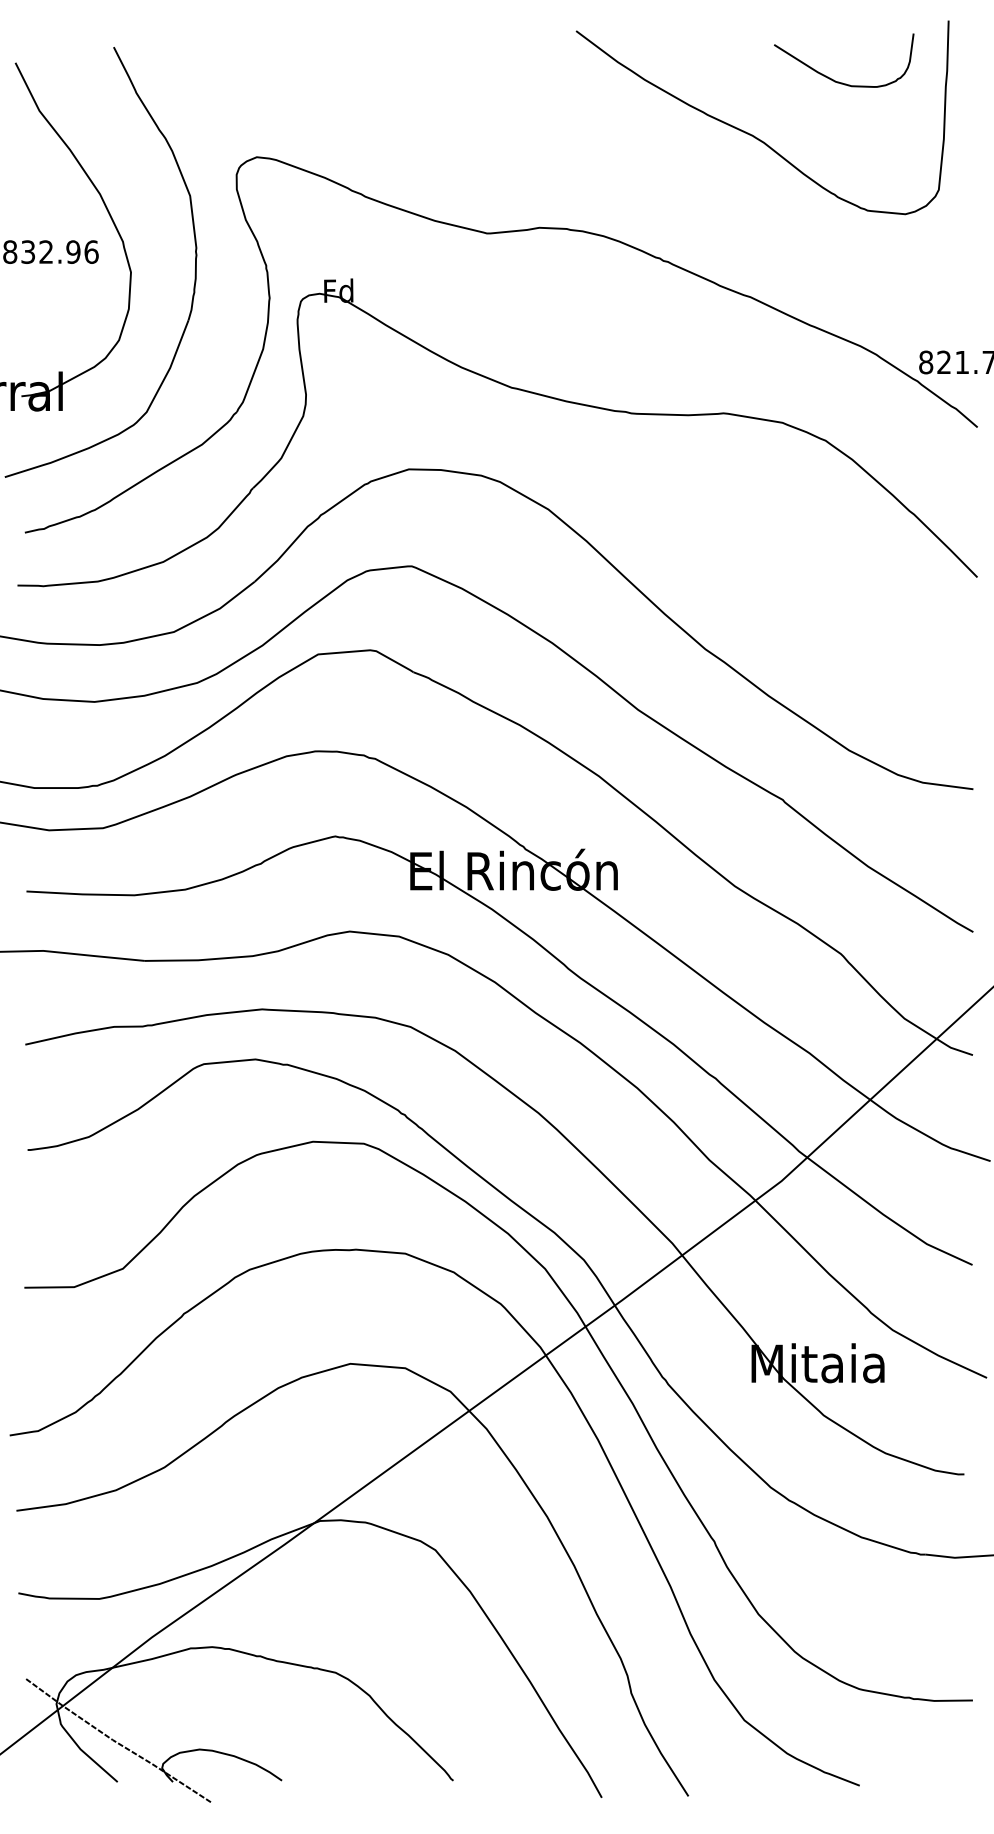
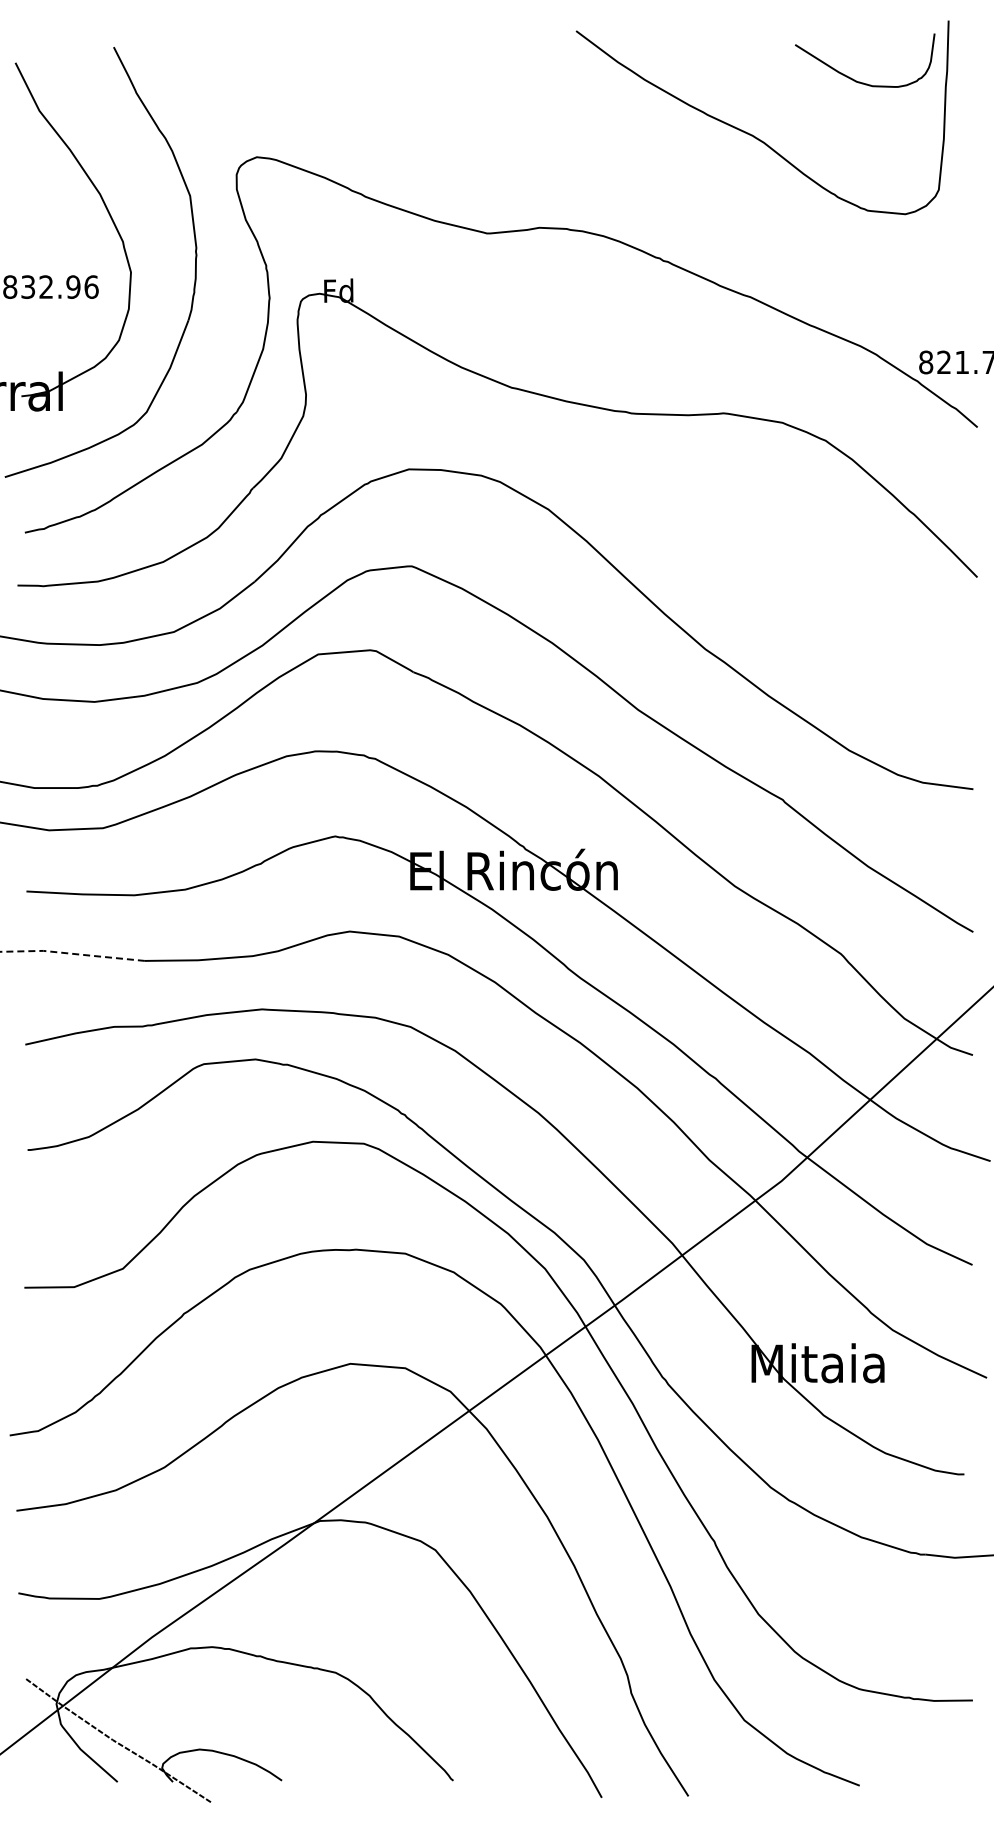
curve position: (839, 81) -> (860, 81) (860, 81)
text position: (50, 251) -> (50, 286) (50, 286)
line: solid -> dashed (72, 953)
